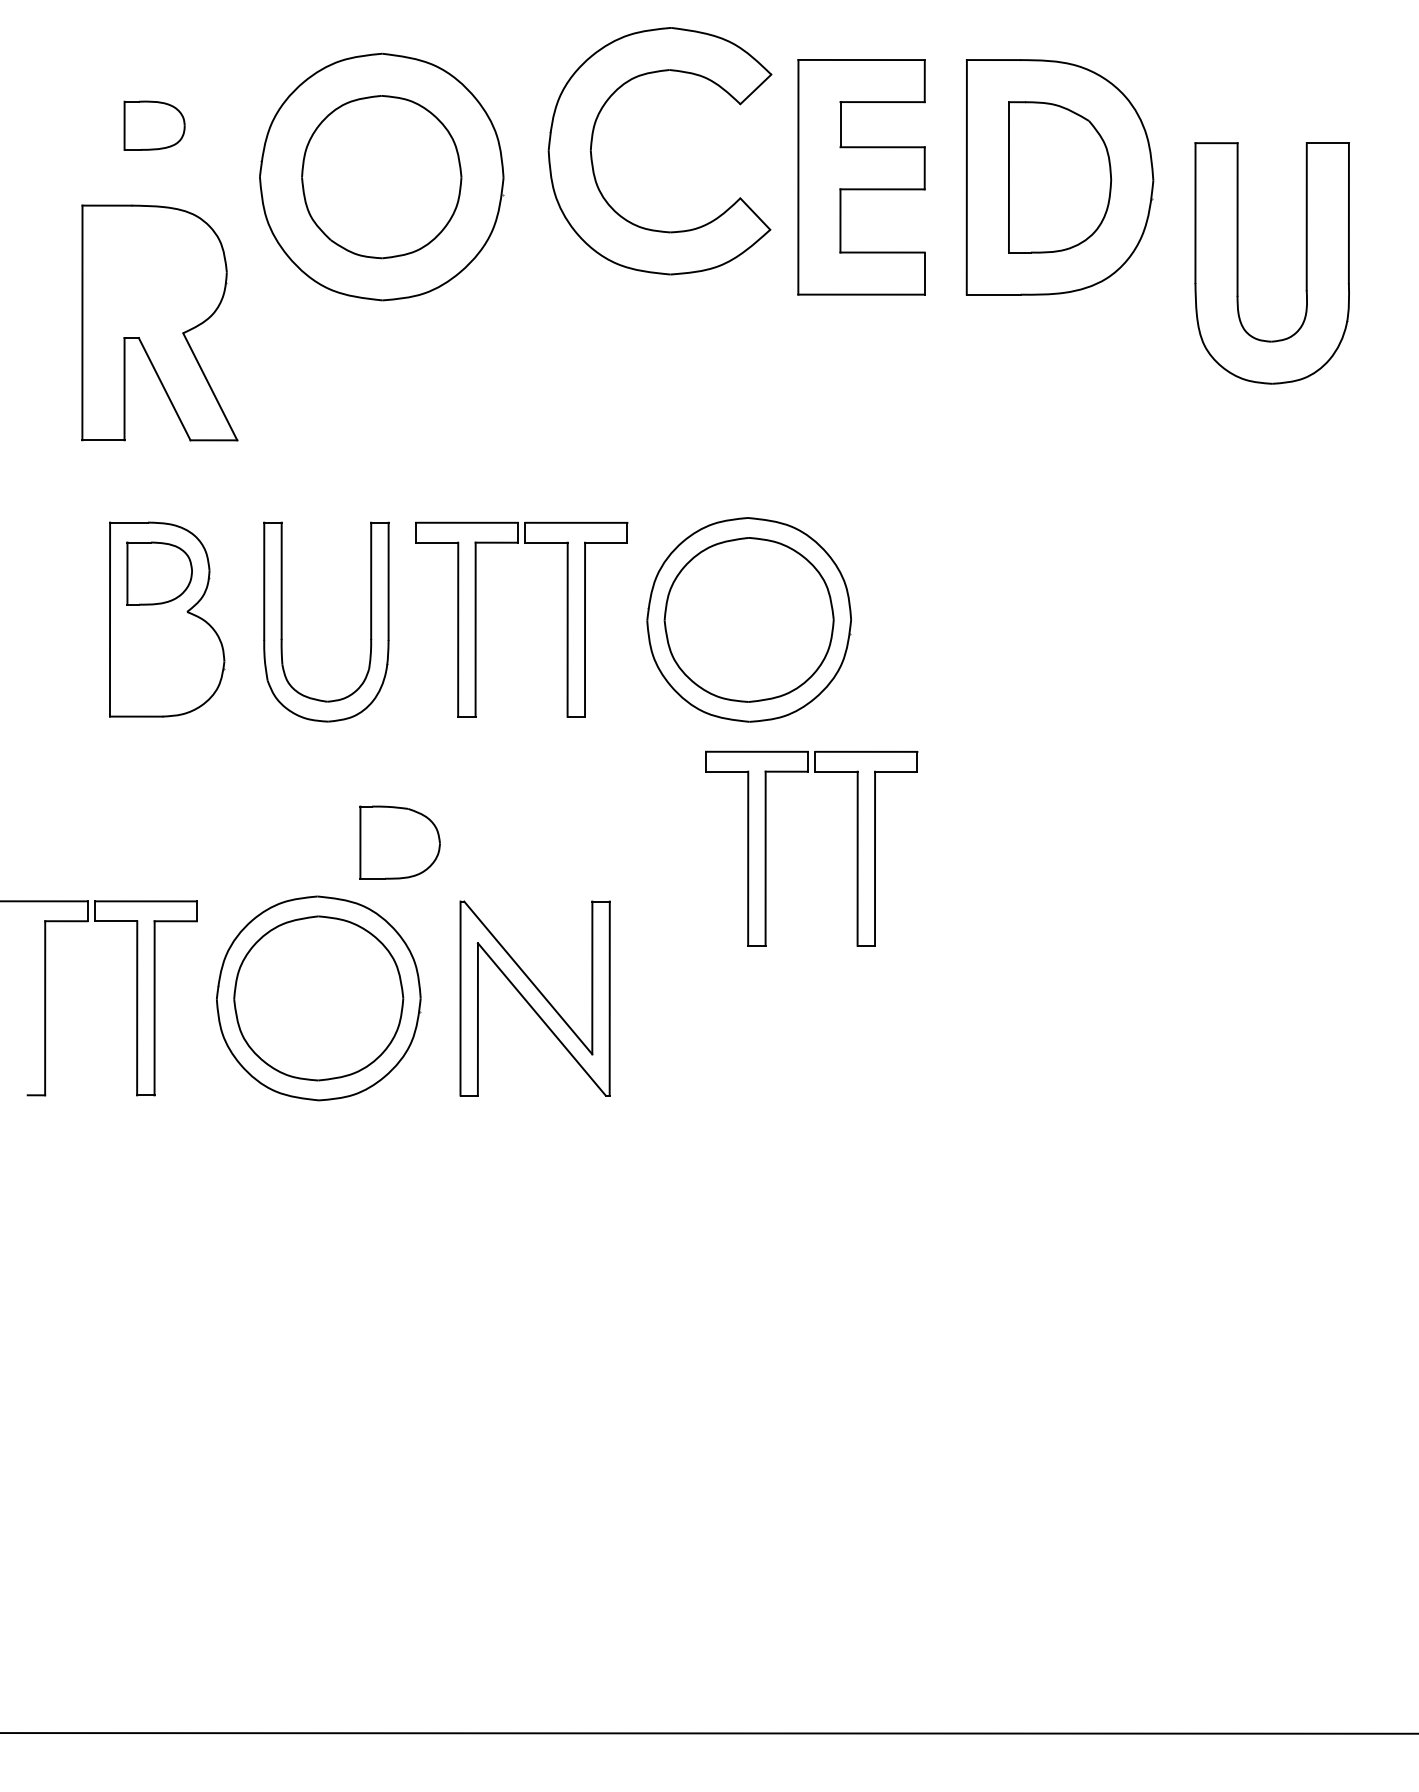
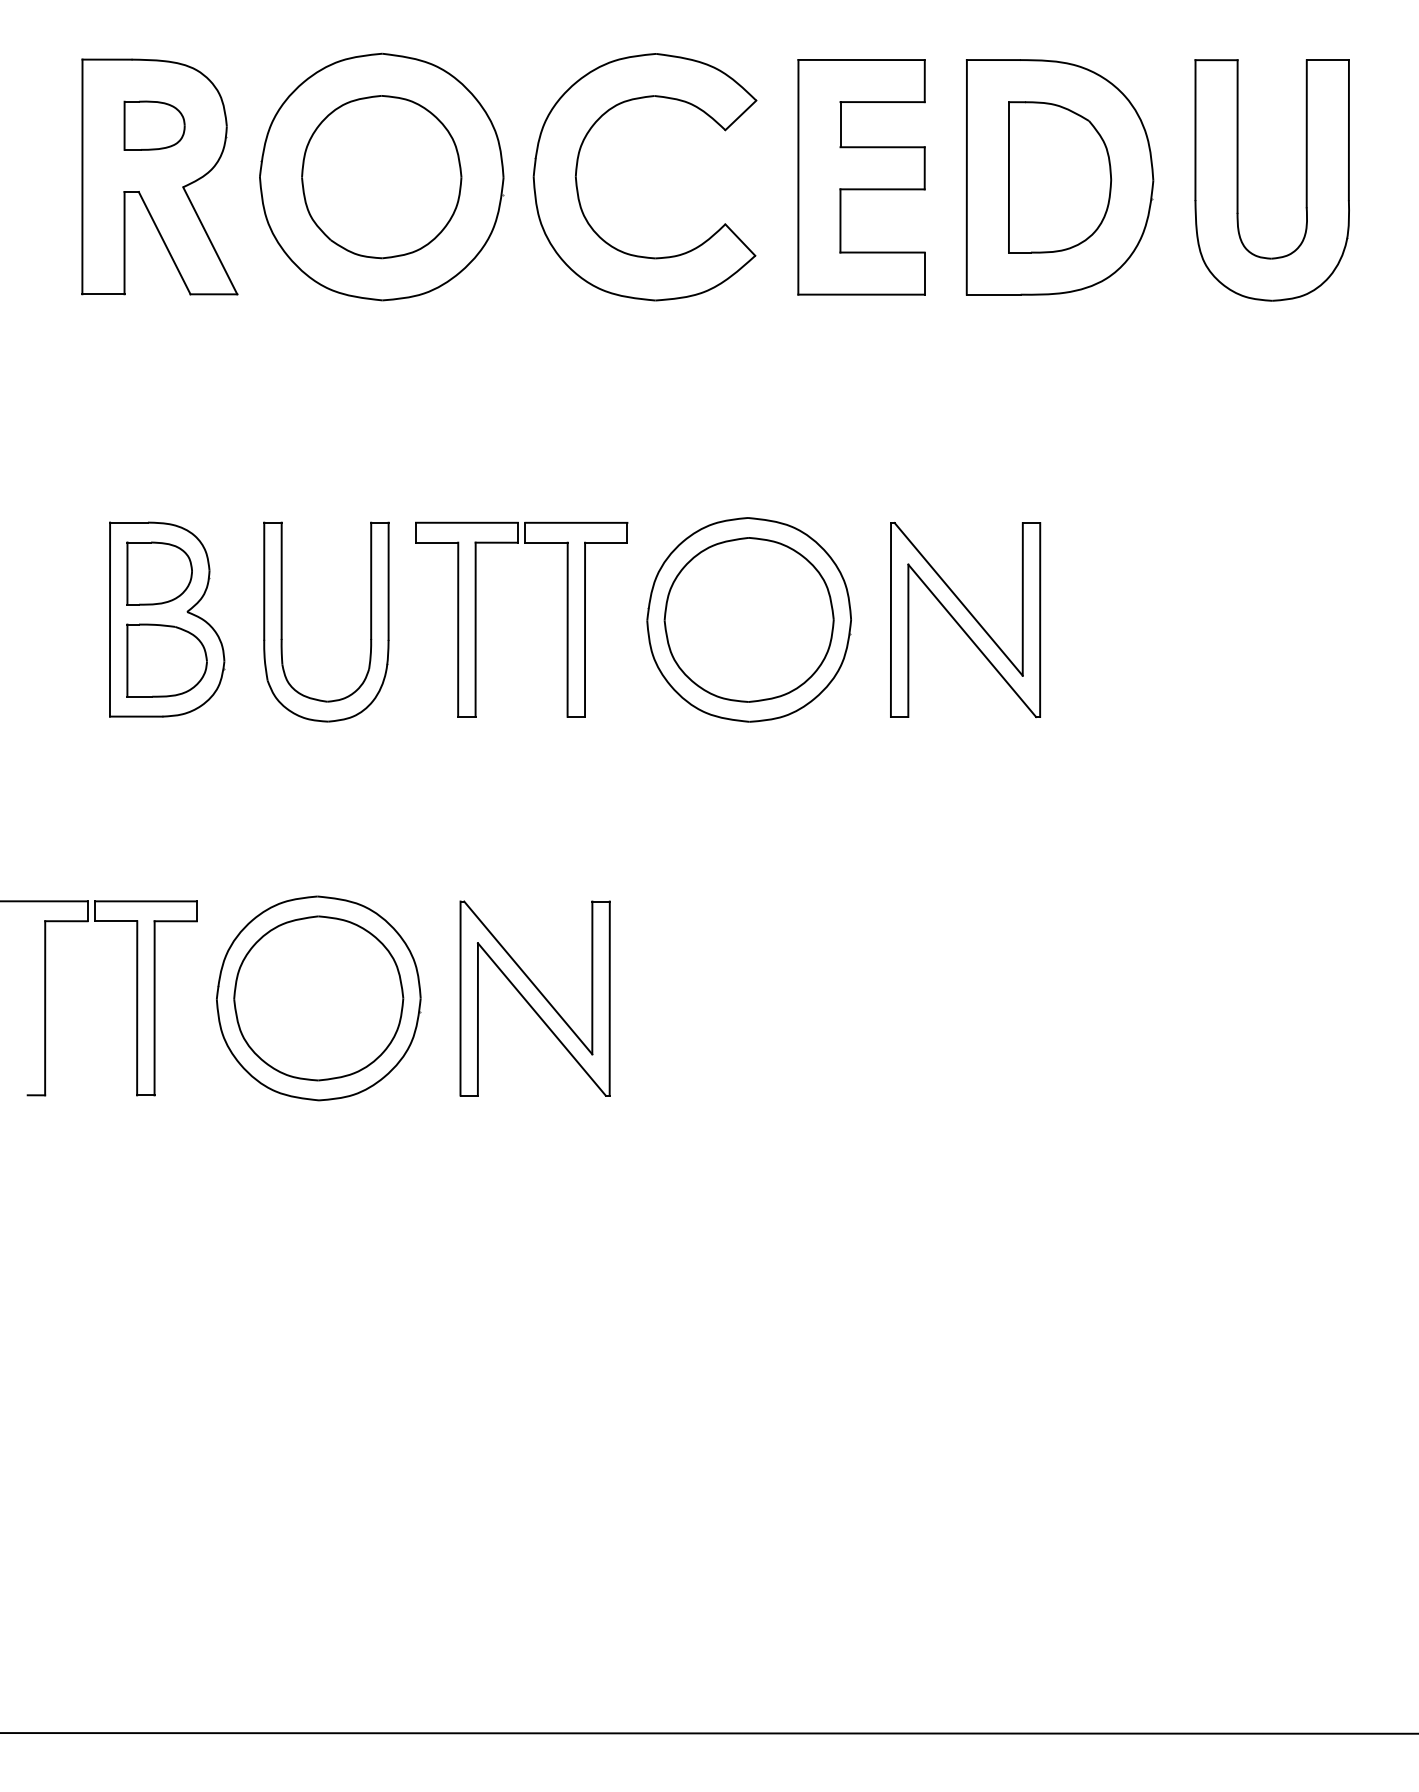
part position: (593, 163) -> (578, 189) (578, 189)
part position: (1238, 263) -> (1238, 180) (1238, 180)
part position: (159, 322) -> (159, 176) (159, 176)
part: none -> present (965, 620)
part position: (399, 842) -> (166, 660) (166, 660)
part: present -> none (766, 848)
